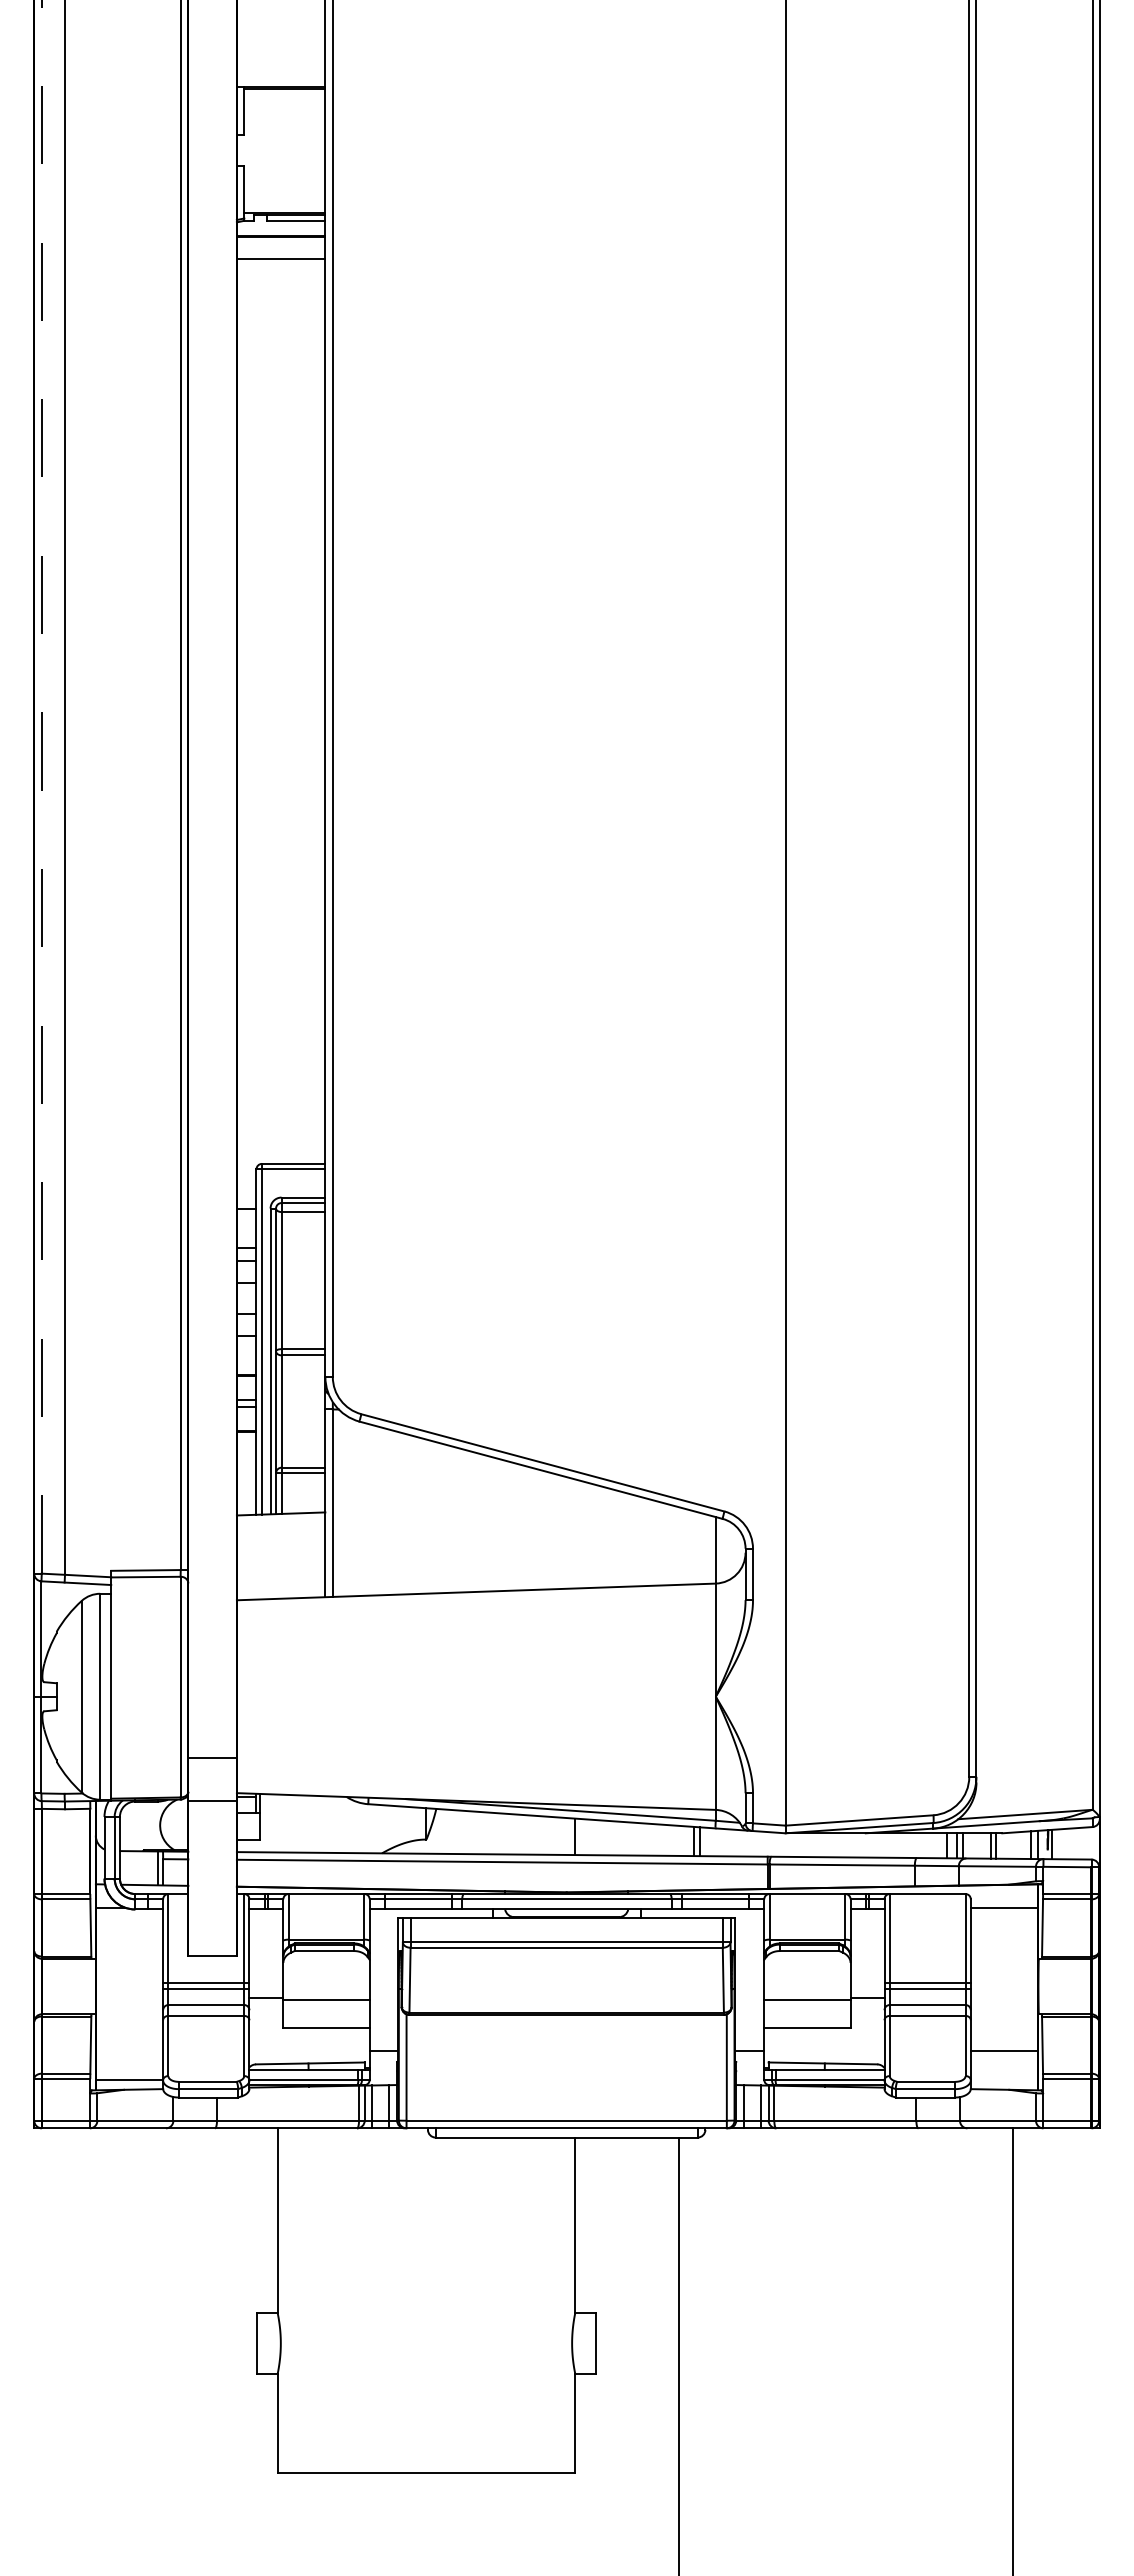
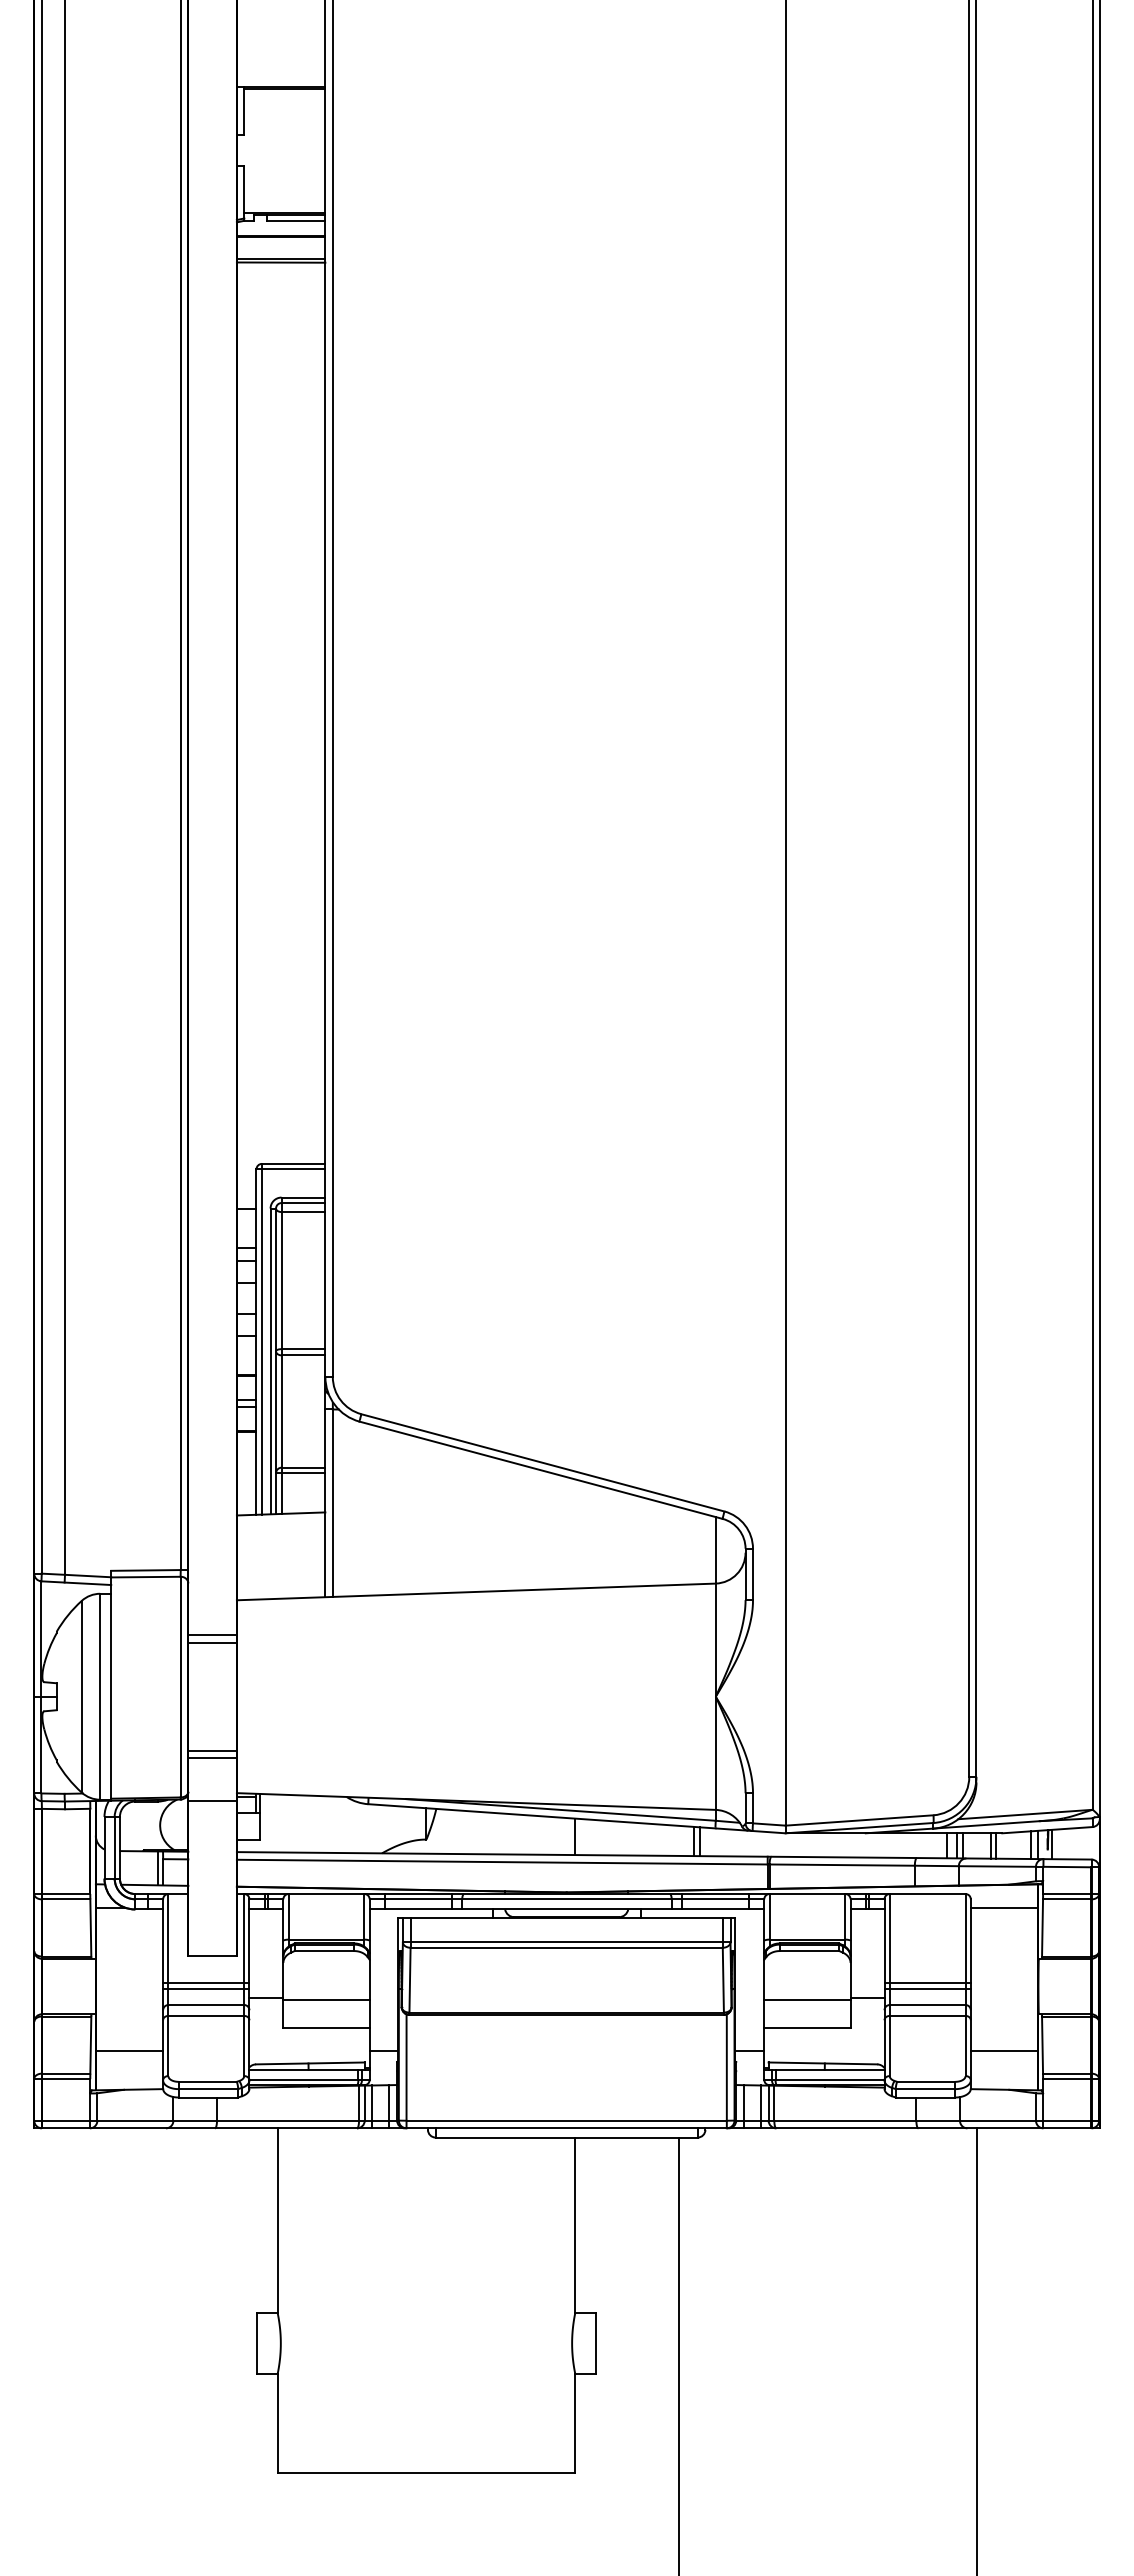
line: none -> present (280, 262)
line: dashed -> solid (41, 786)
line: none -> present (212, 1634)
line: none -> present (212, 1642)
line: none -> present (212, 1750)
line position: (129, 2080) -> (129, 2051) (129, 2051)
line position: (1012, 2350) -> (976, 2350) (976, 2350)
